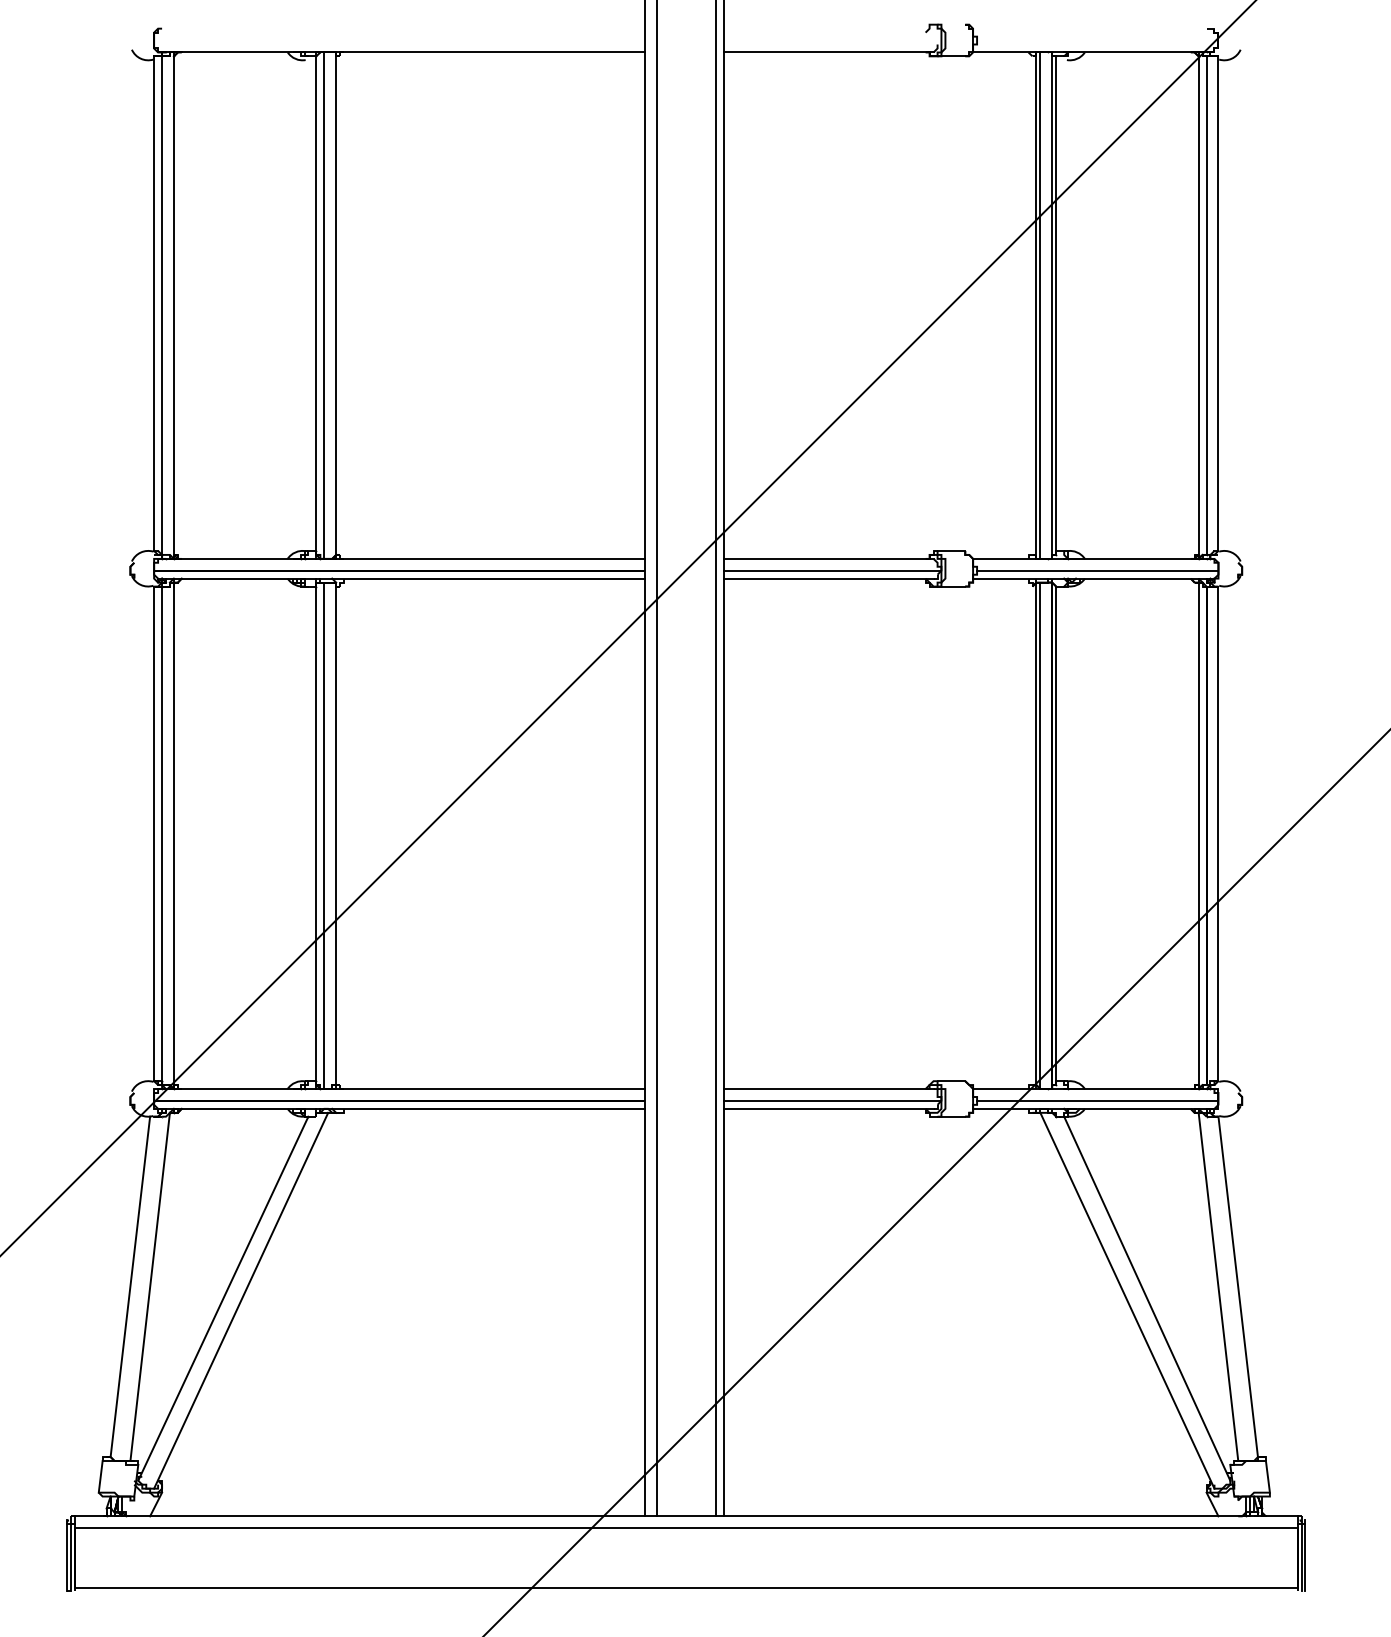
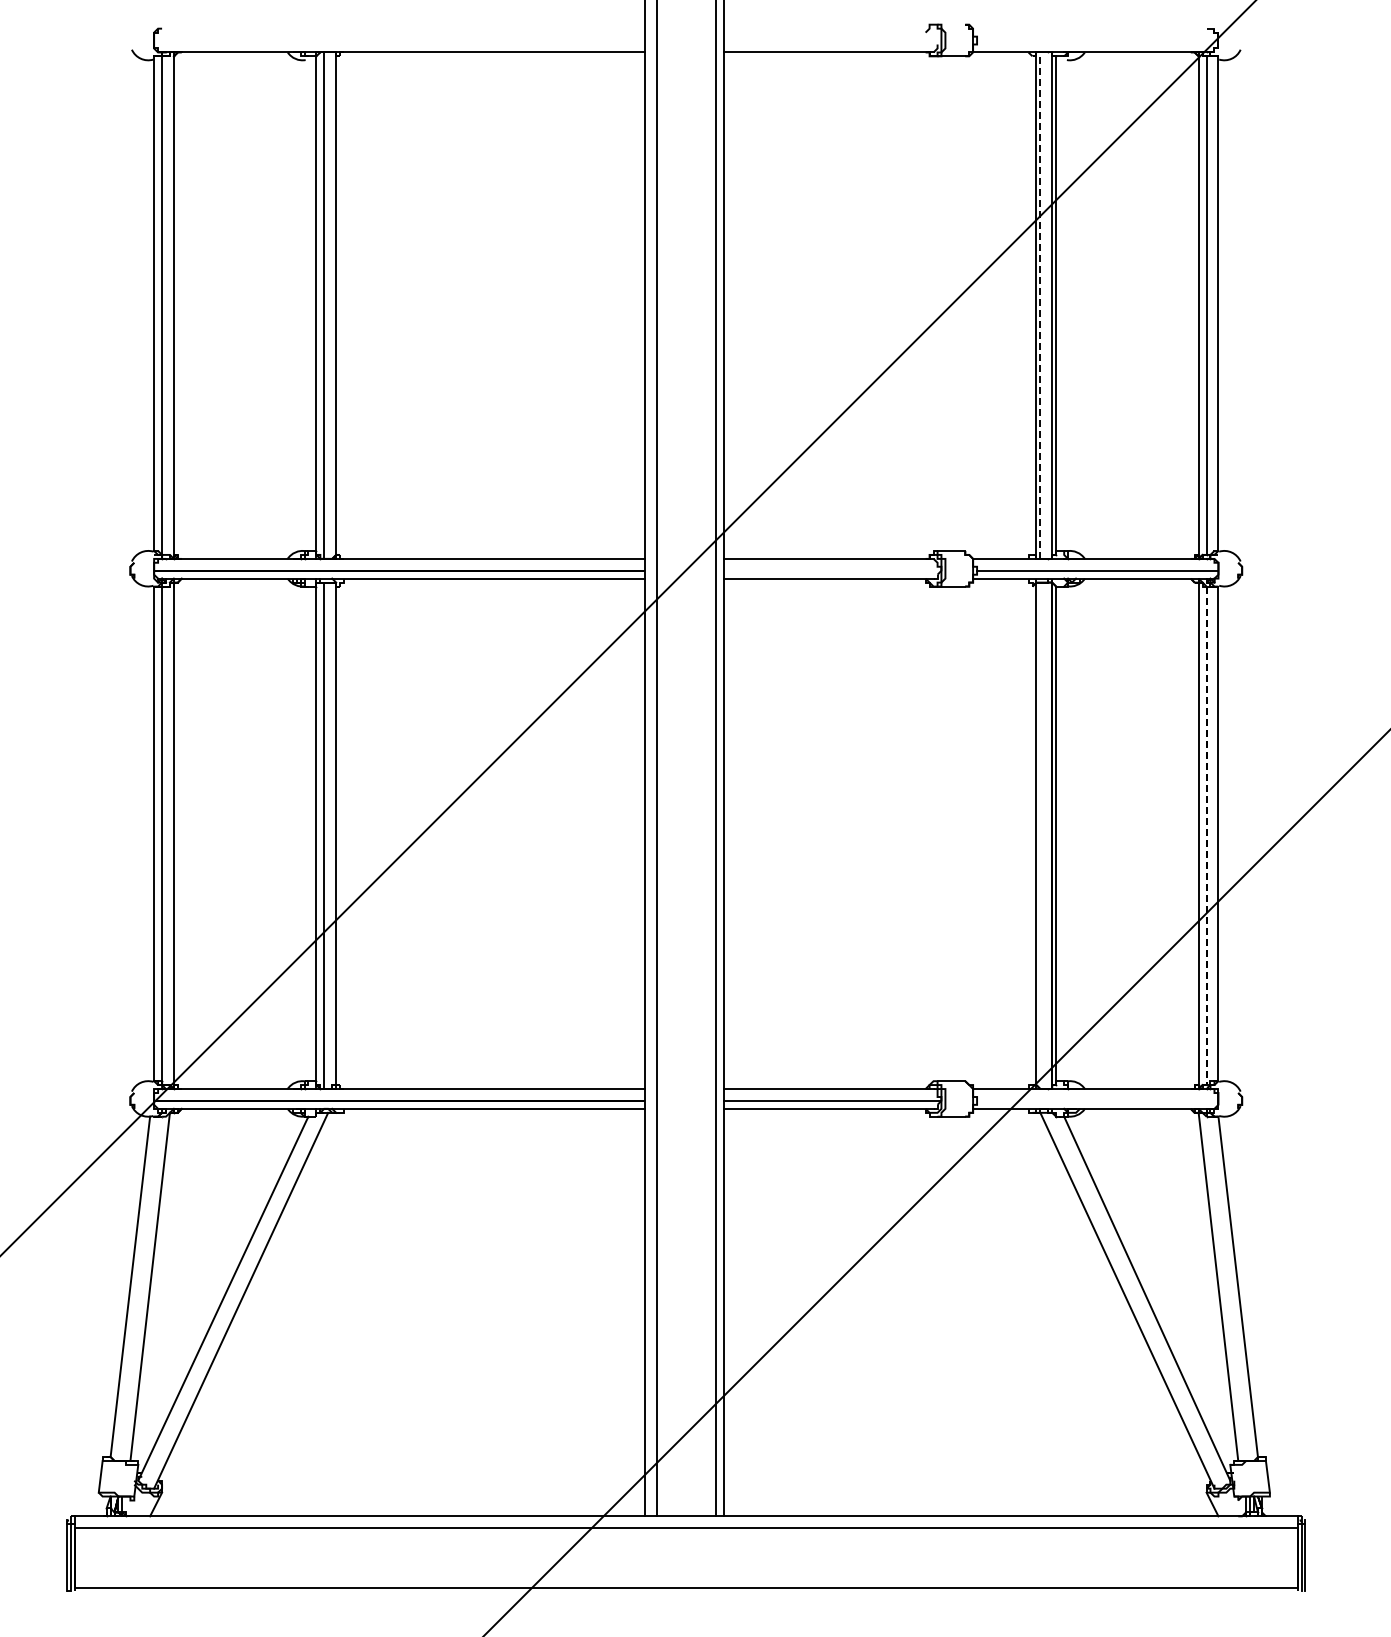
line: solid -> dashed (1040, 305)
line: present -> none (832, 570)
line: present -> none (1040, 835)
line: solid -> dashed (1206, 1085)
line: present -> none (1097, 1100)
